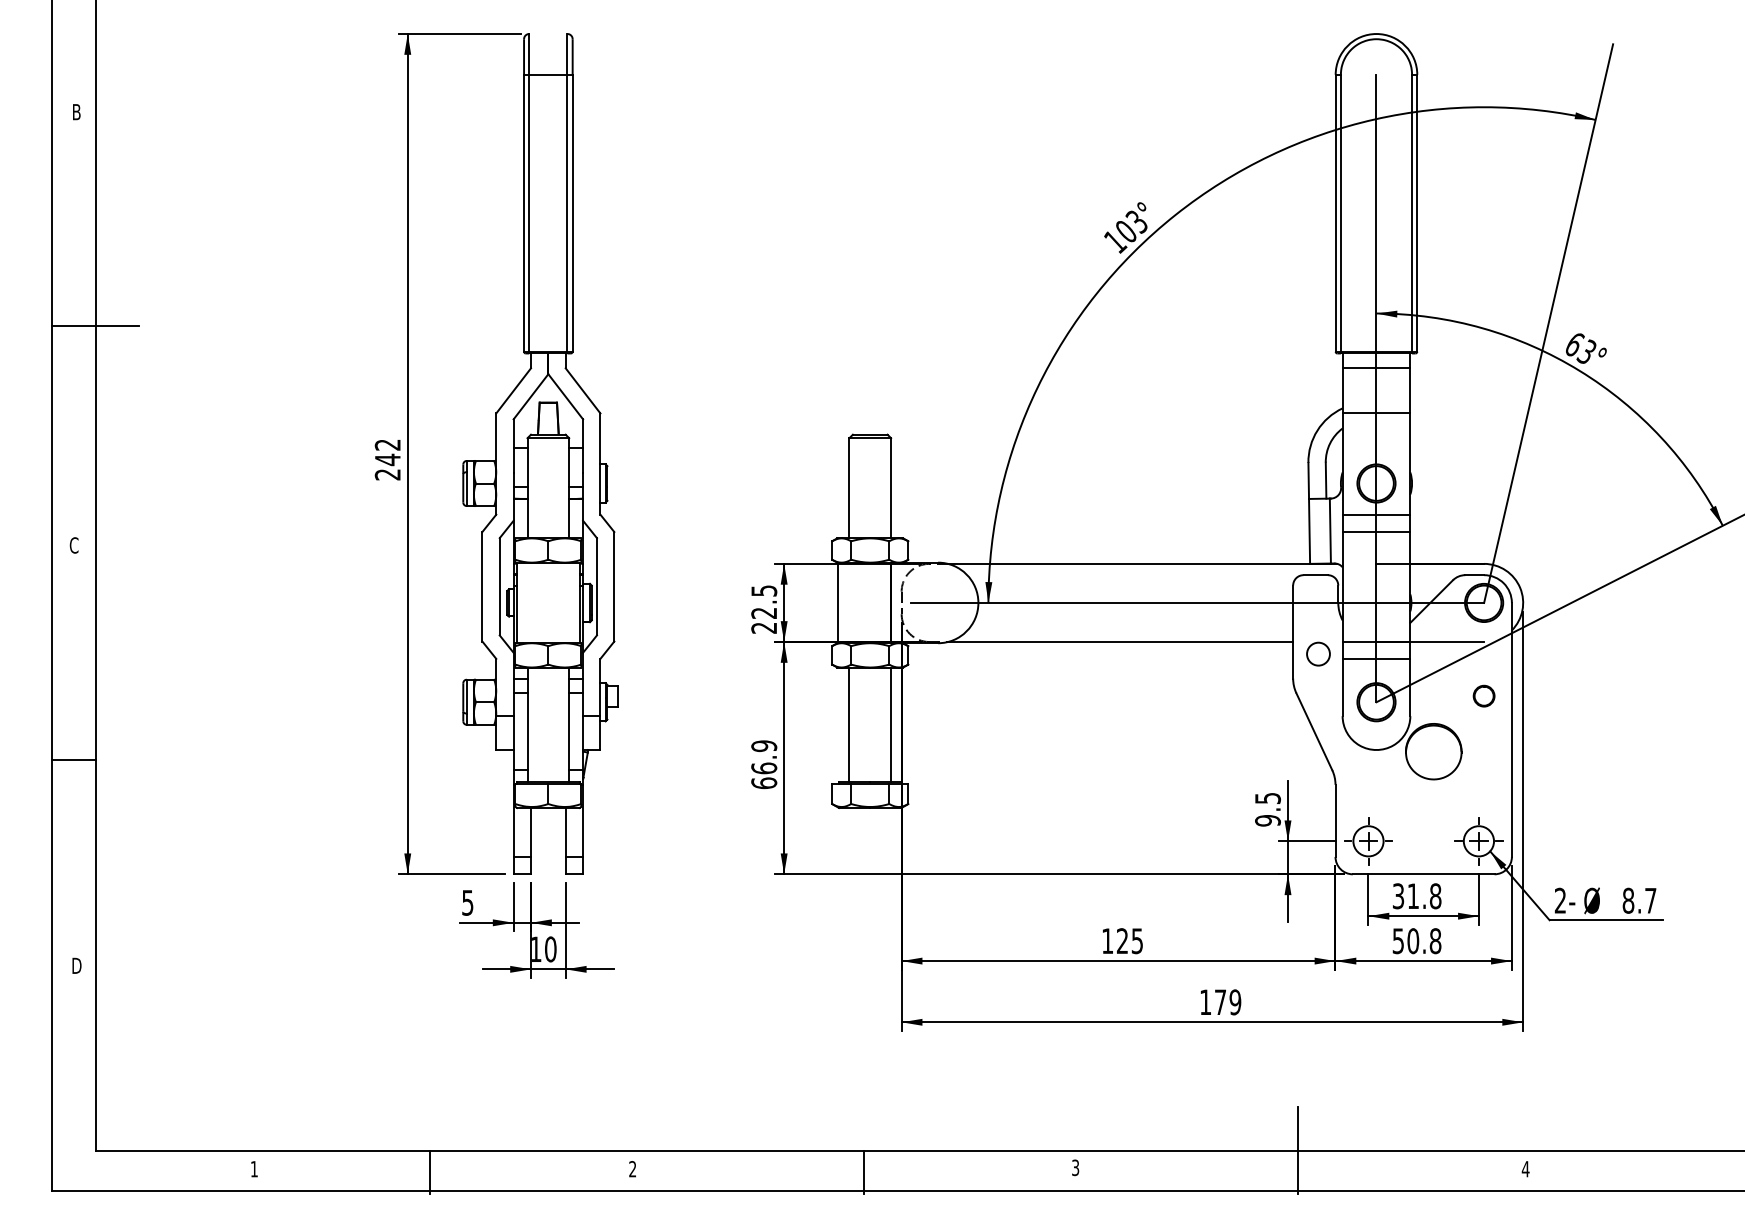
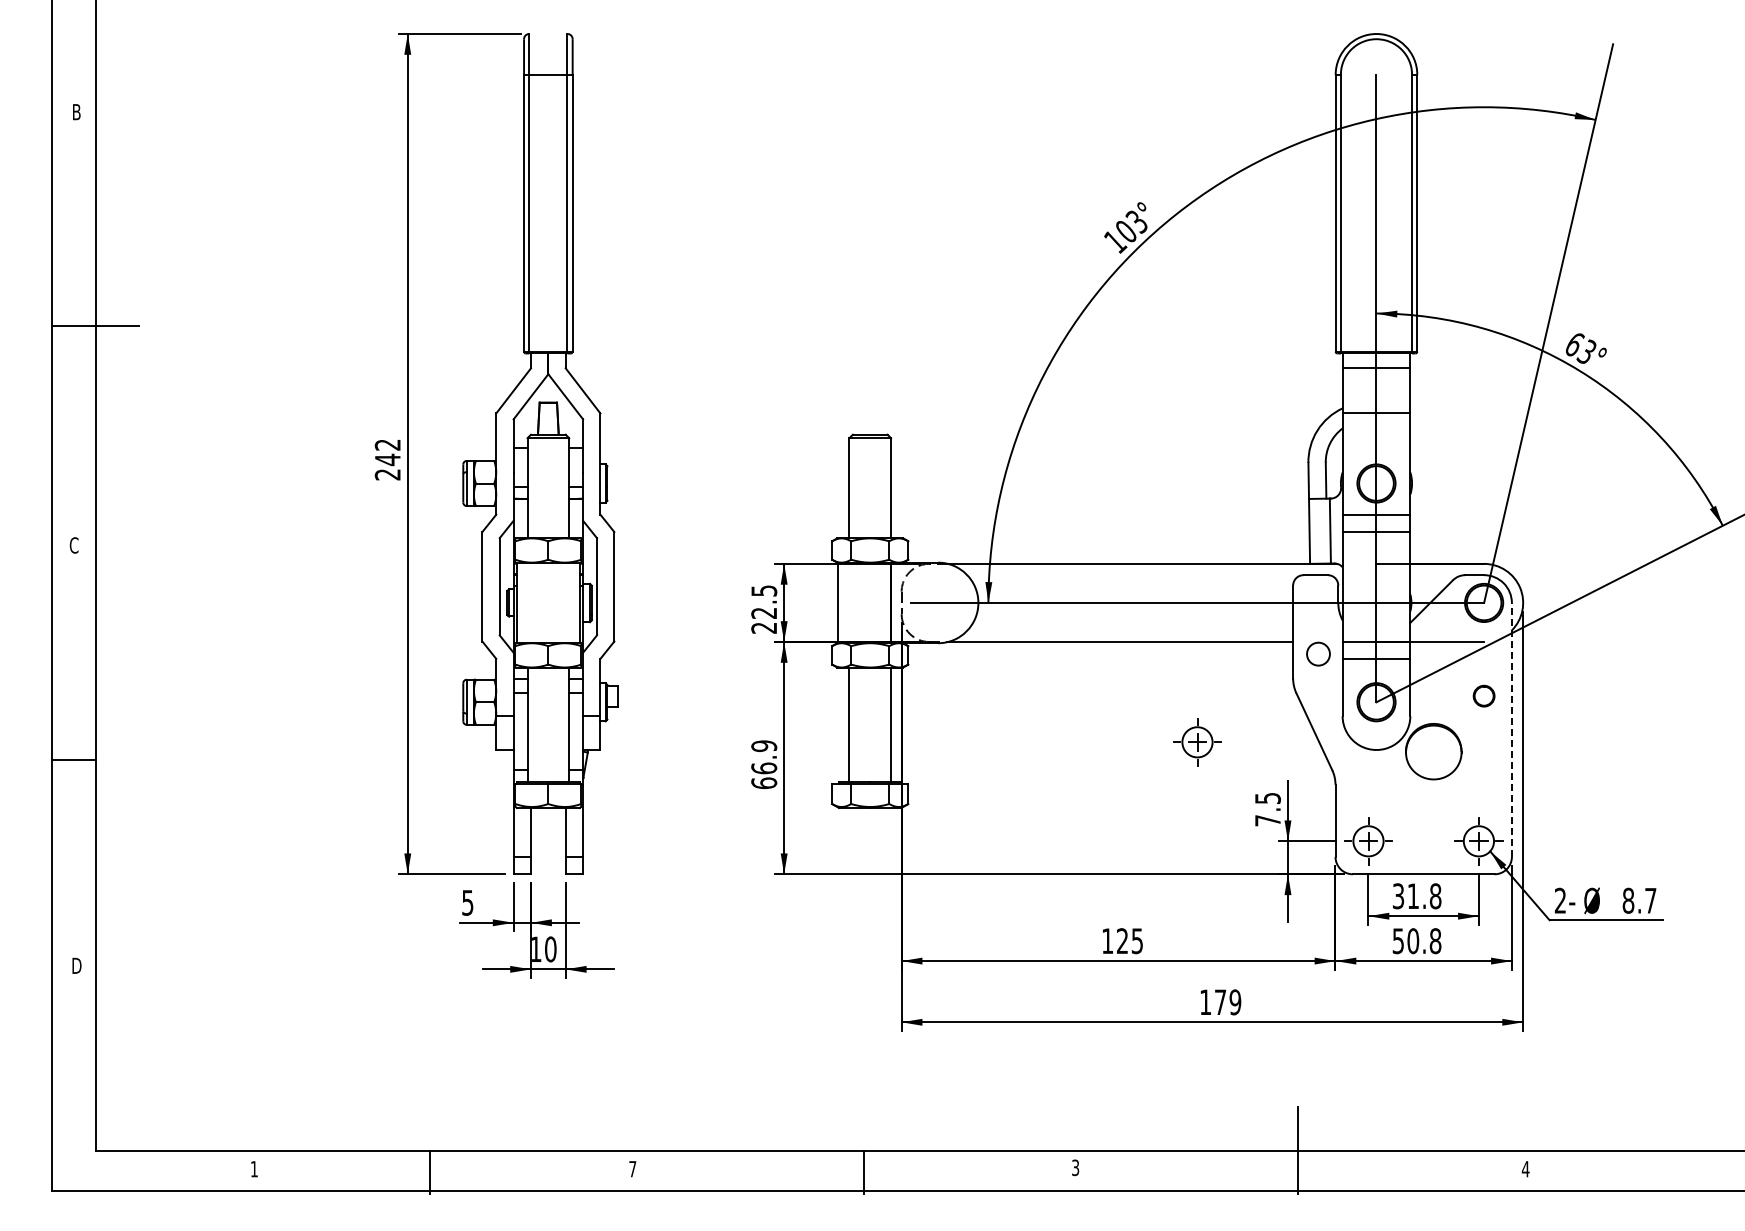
line: solid -> dashed (1511, 729)
part: none -> present (1197, 742)
text: 9.5 -> 7.5 (1267, 820)
text: 2 -> 7 (632, 1169)
